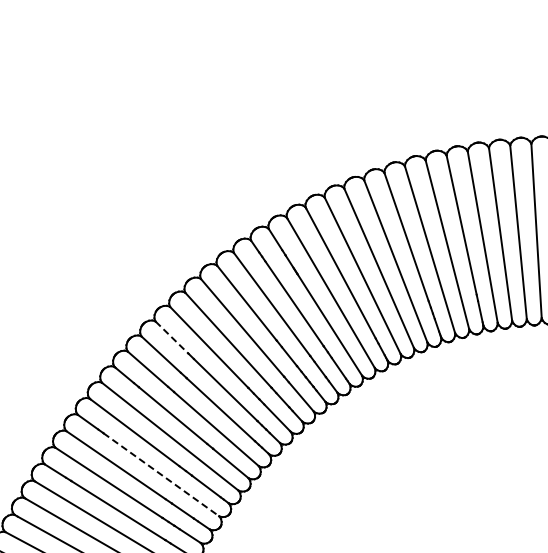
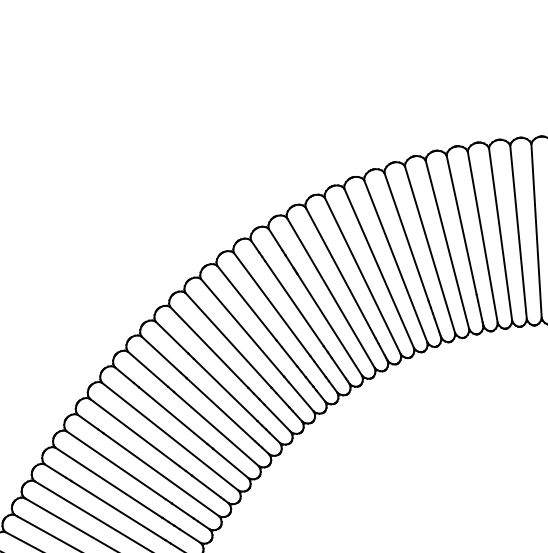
line: dashed -> solid (172, 337)
line: dashed -> solid (161, 475)
